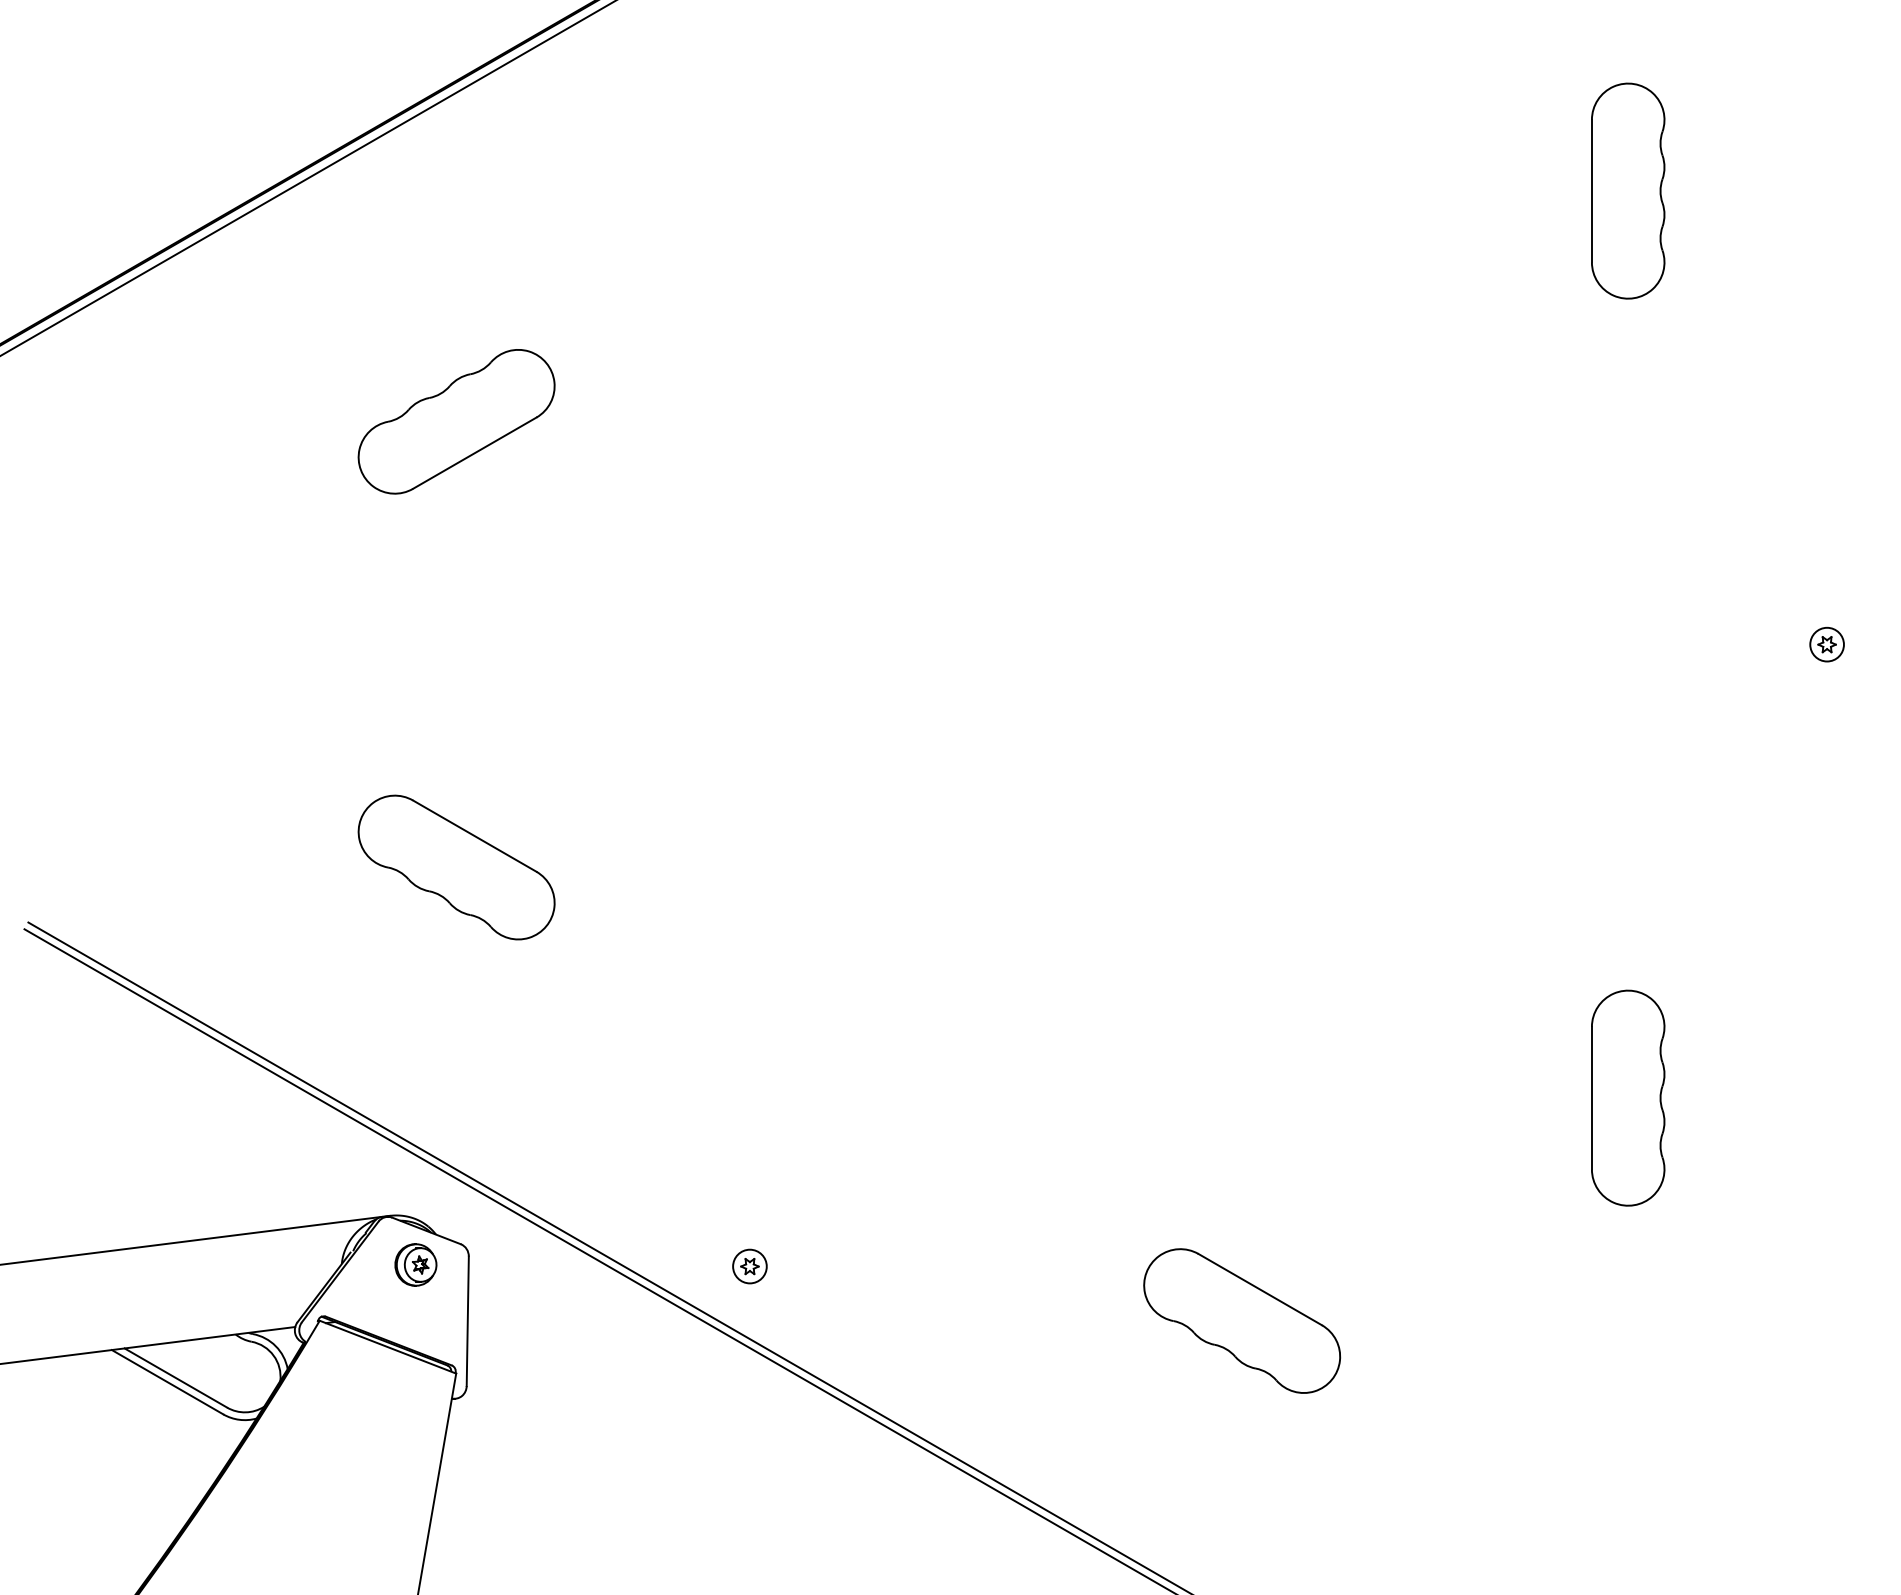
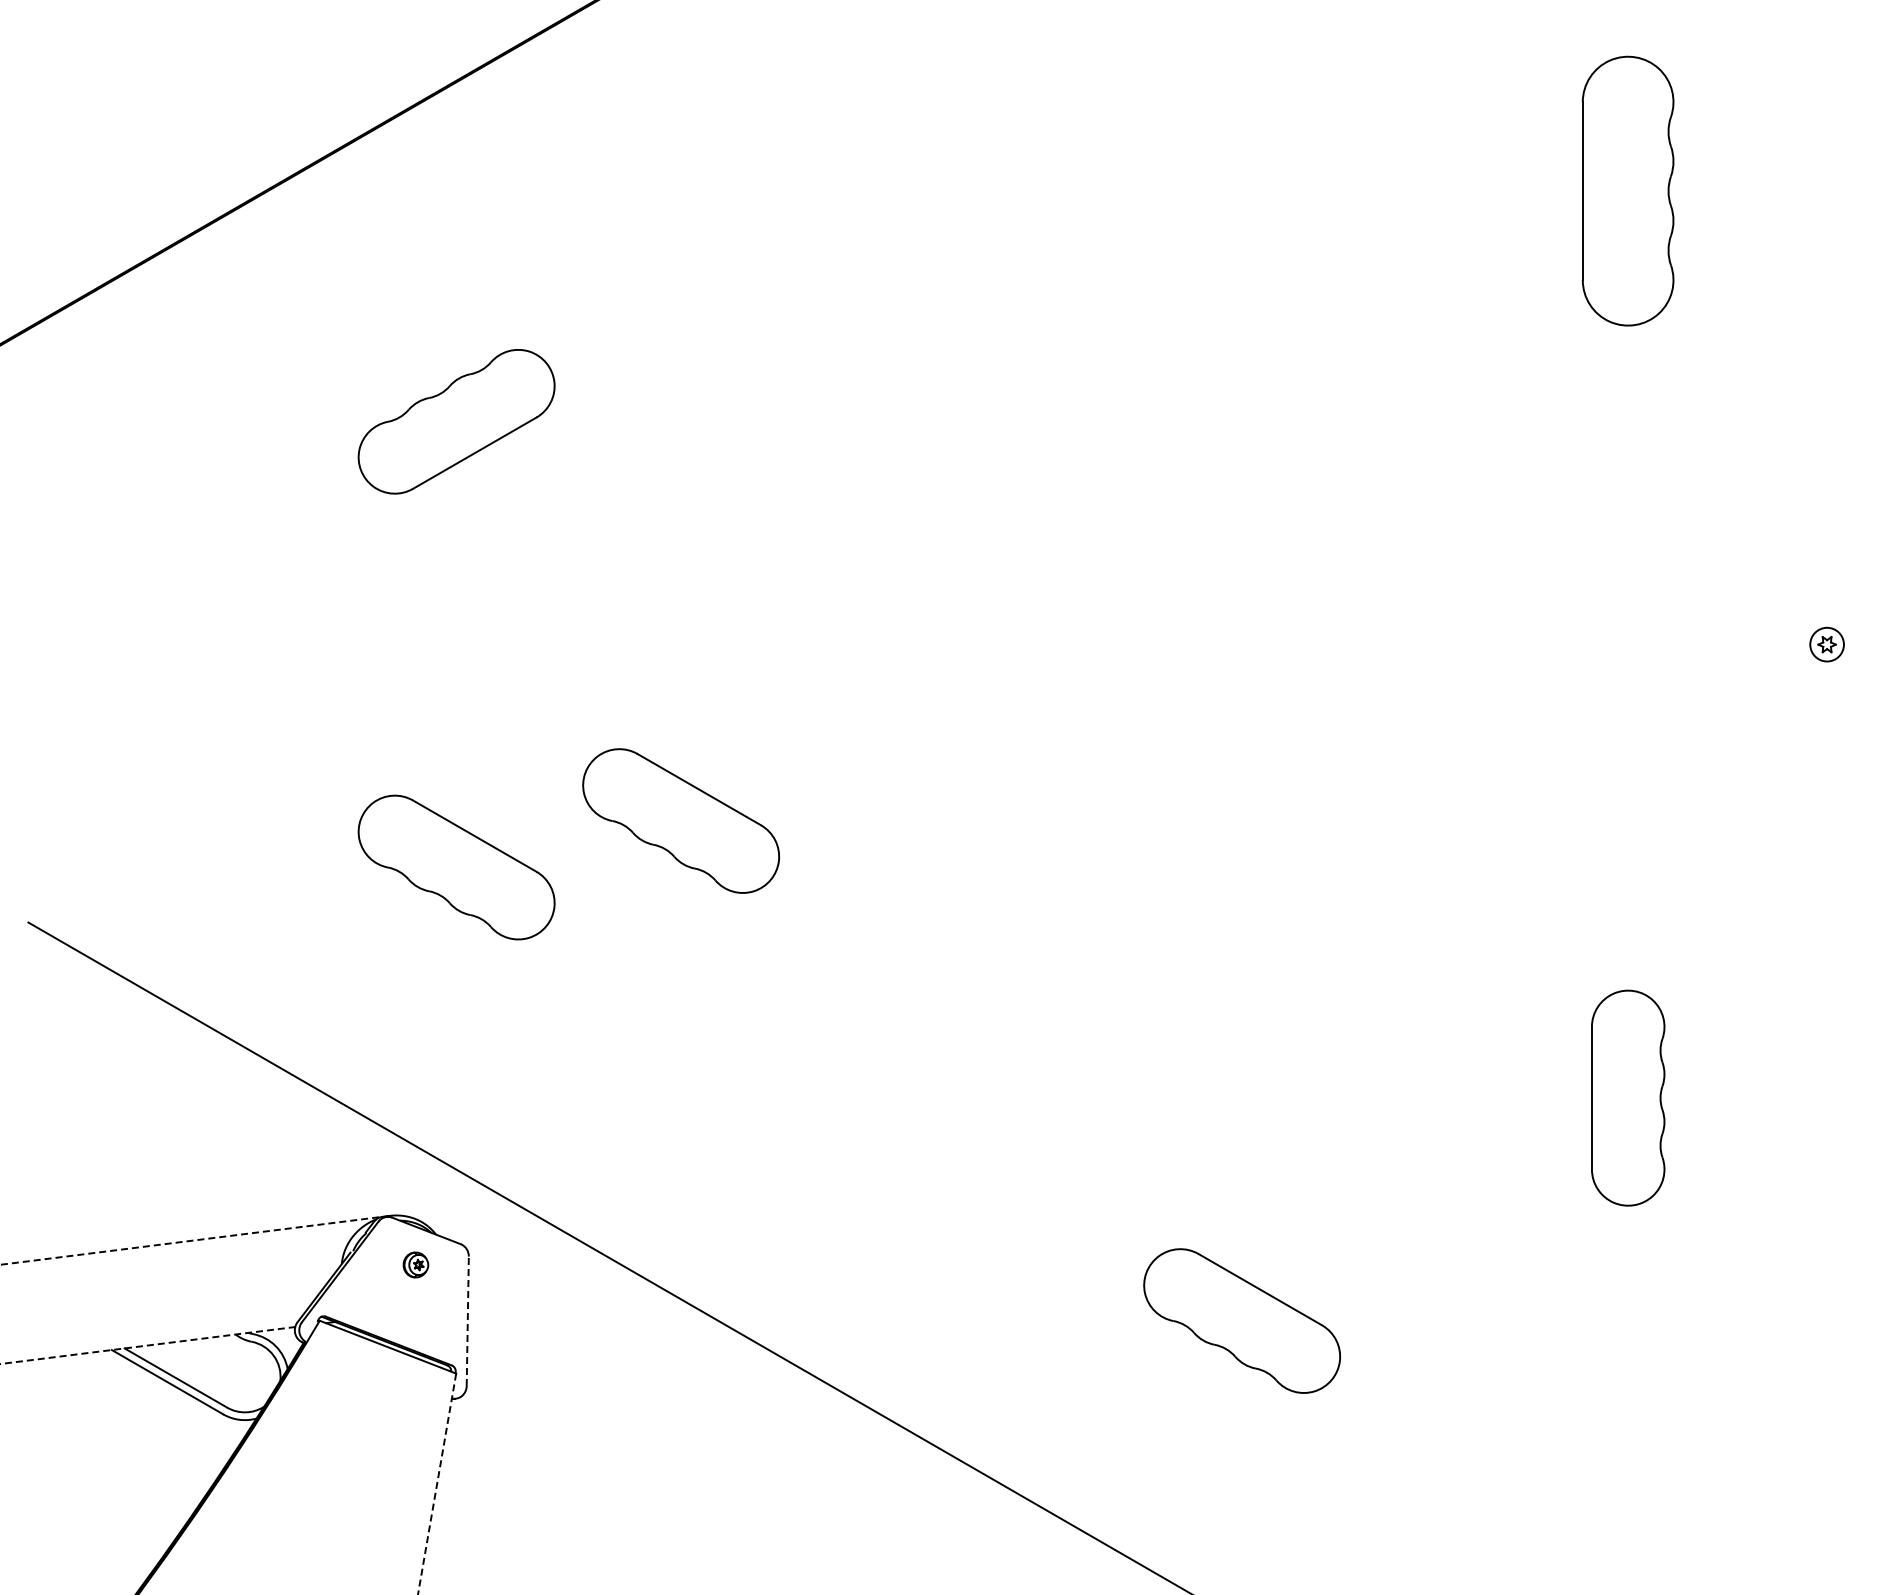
line: present -> none (307, 178)
part size: 75x218 px -> 94x272 px (1627, 190)
part: none -> present (681, 820)
line: solid -> dashed (195, 1240)
line: present -> none (597, 1260)
part size: 44x44 px -> 28x28 px (415, 1264)
part: present -> none (749, 1266)
line: solid -> dashed (467, 1321)
line: solid -> dashed (148, 1345)
line: solid -> dashed (437, 1484)
